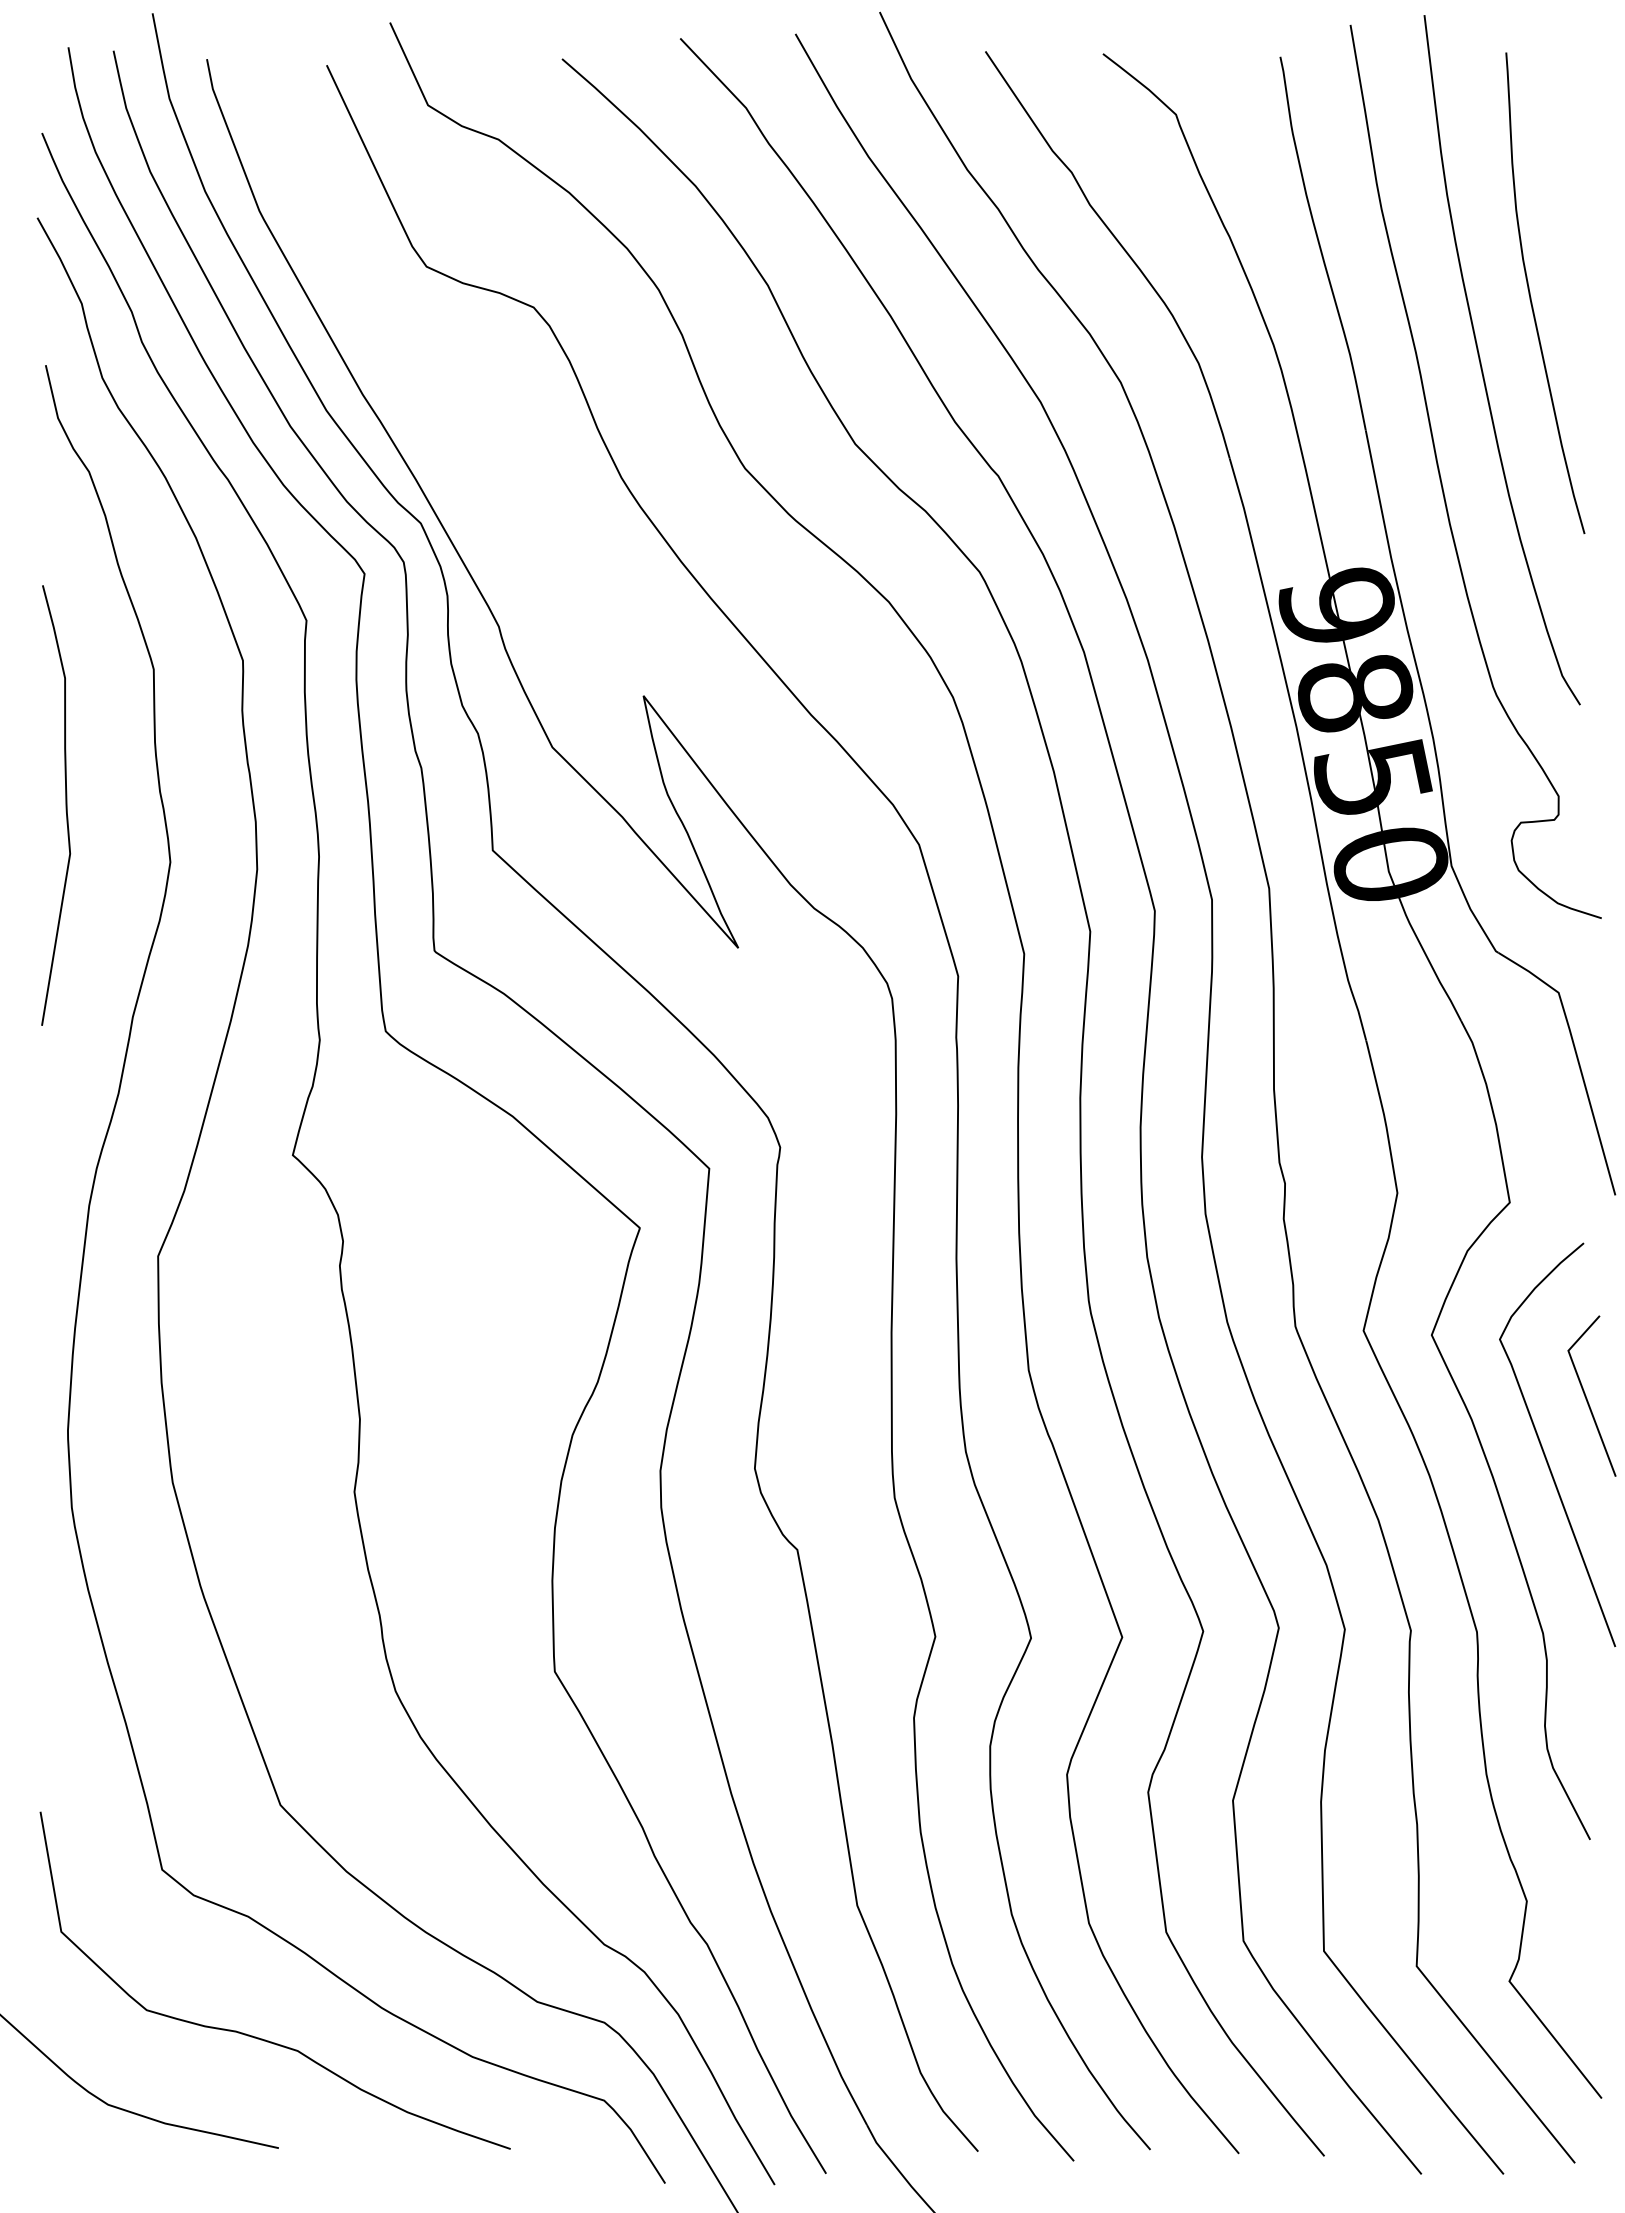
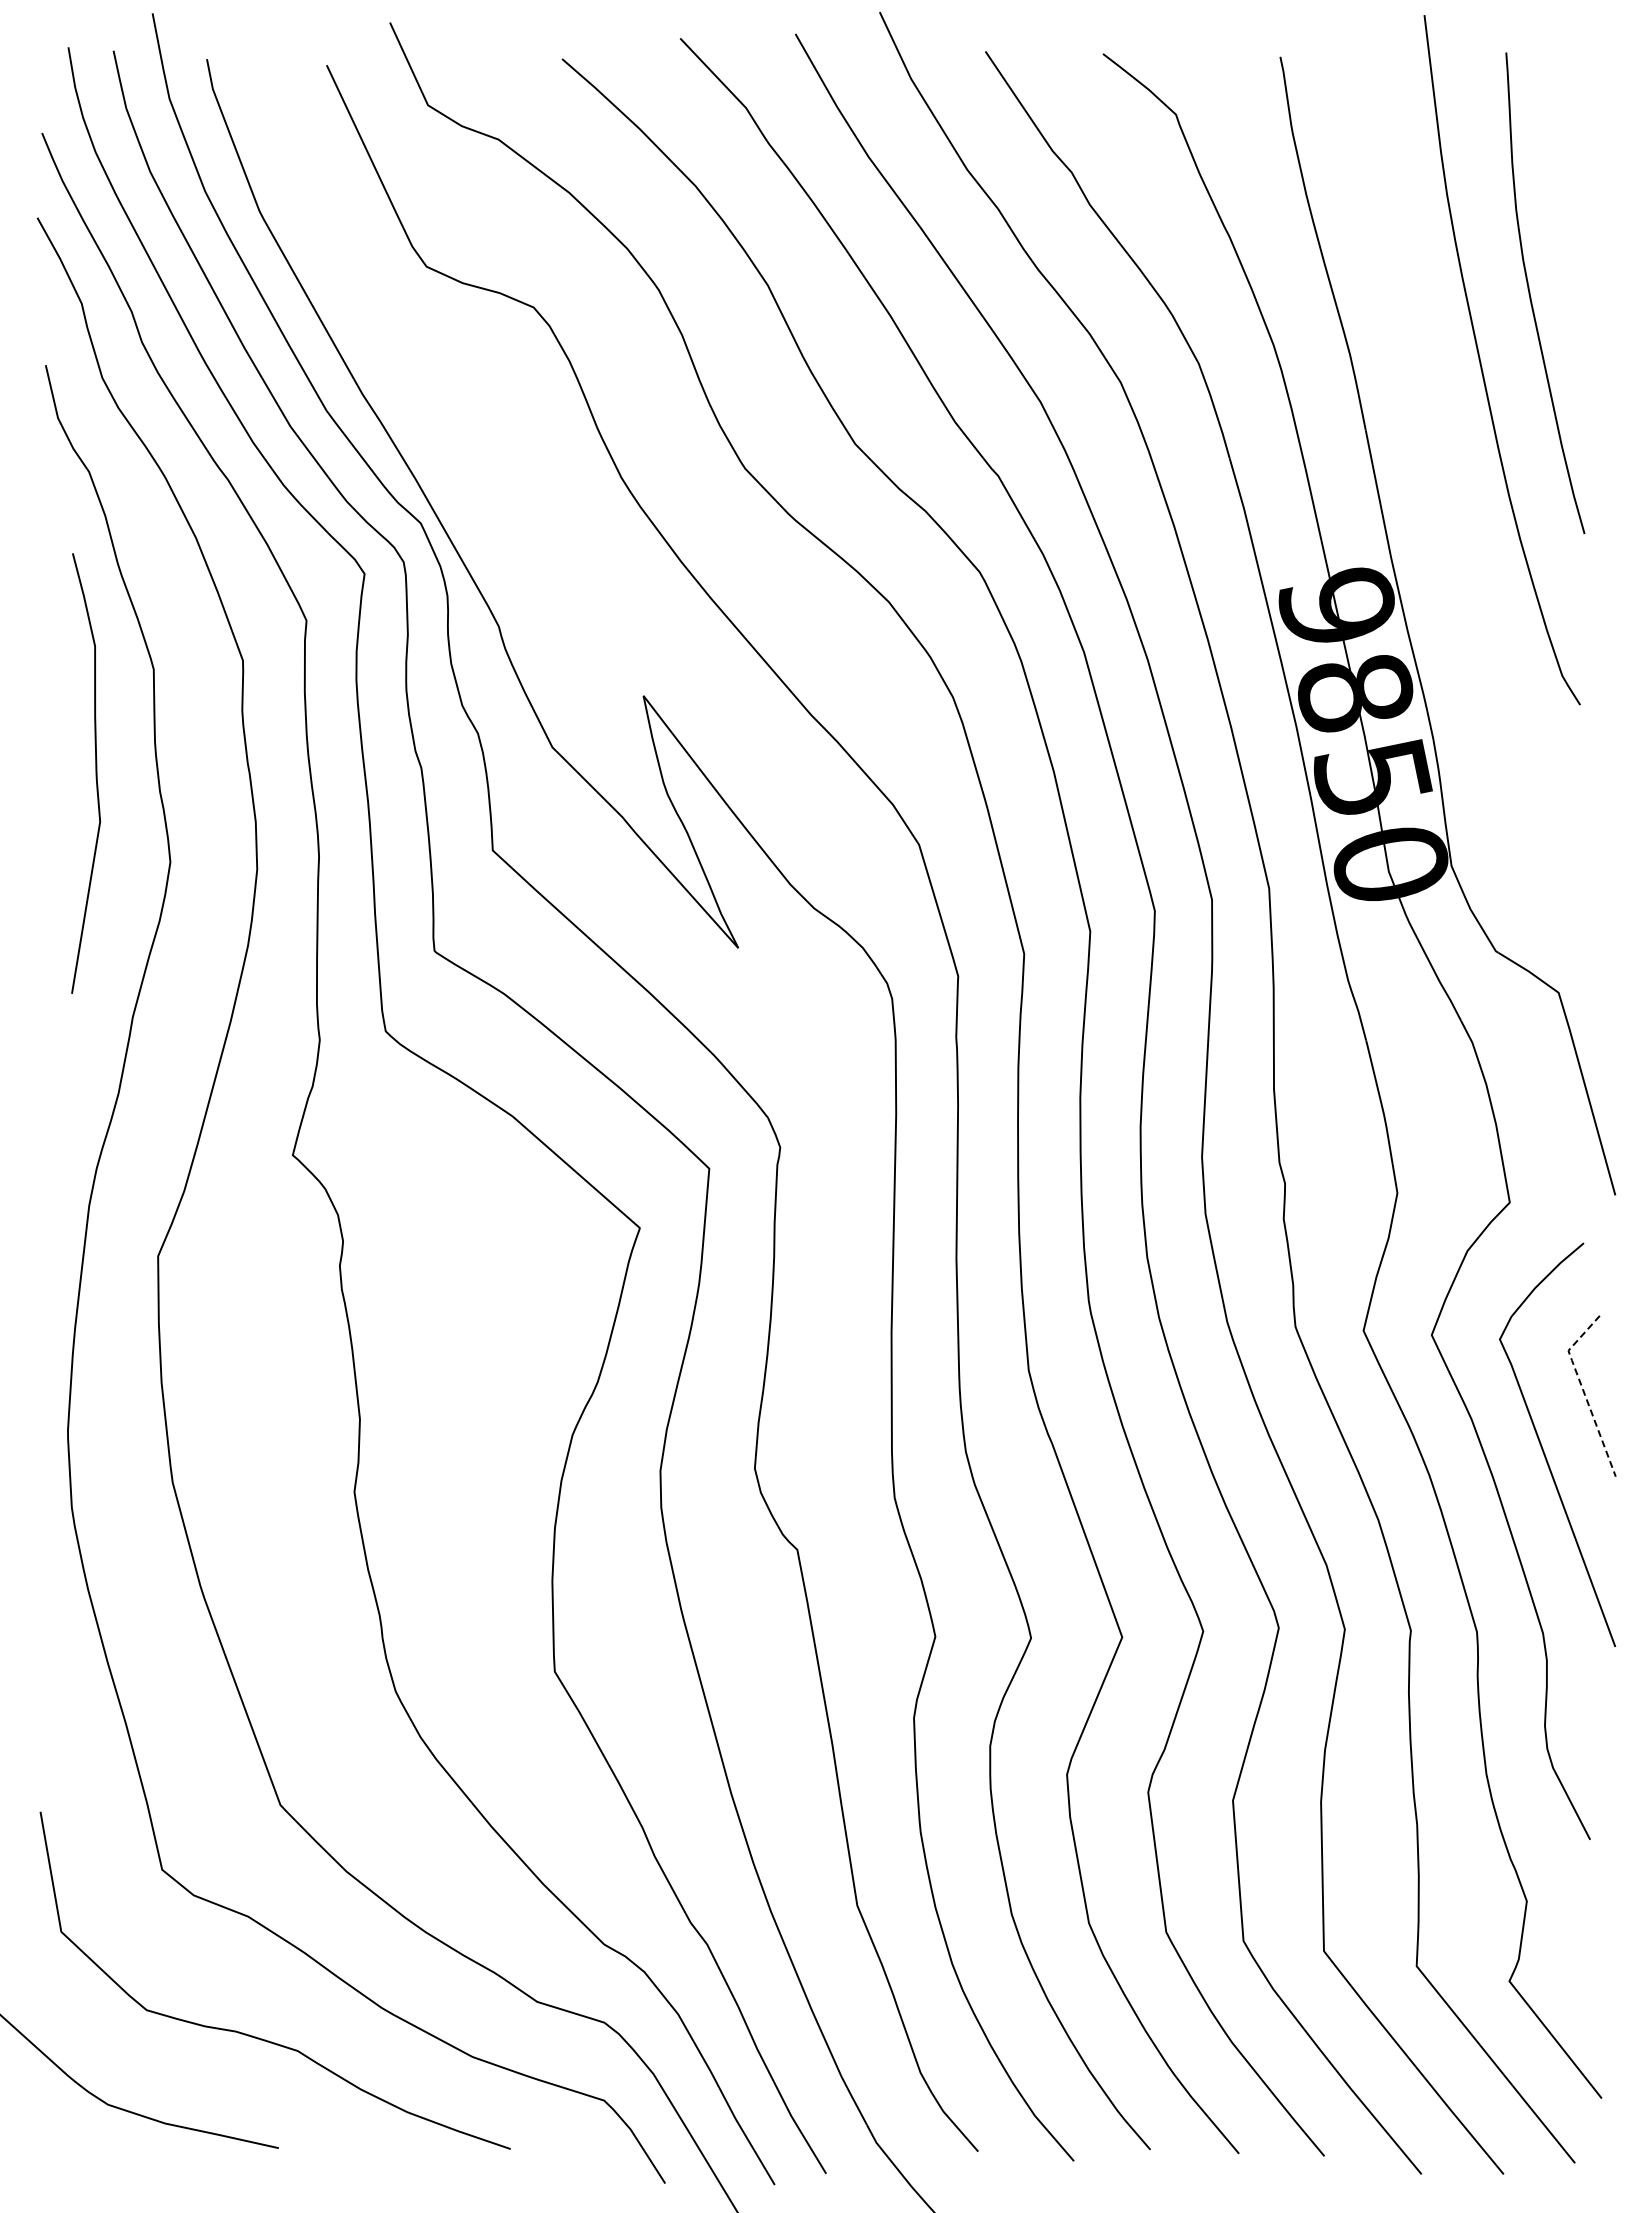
curve: present -> none (1441, 477)
curve position: (65, 805) -> (95, 773) (95, 773)
line: solid -> dashed (1583, 1390)
